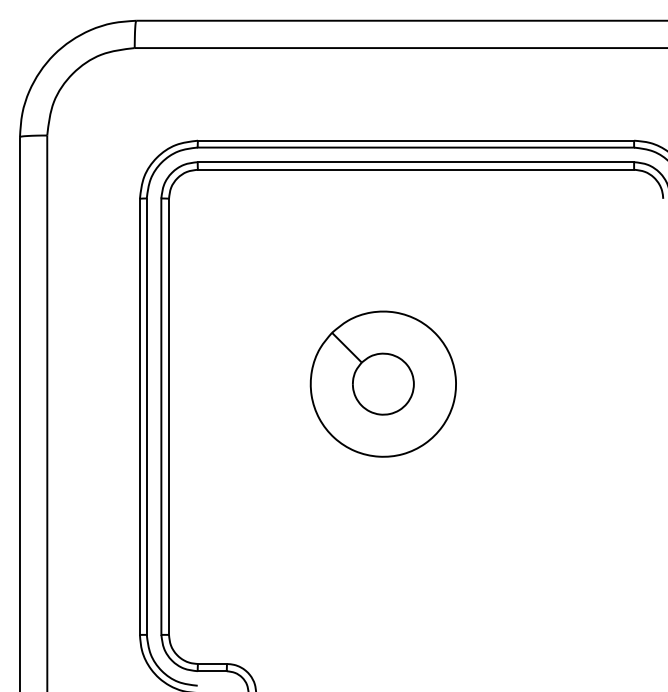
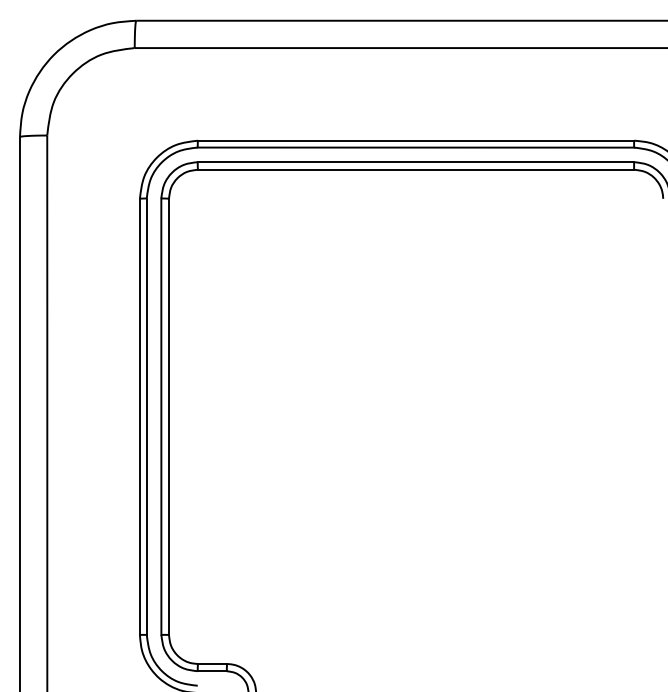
part: present -> none (382, 383)
